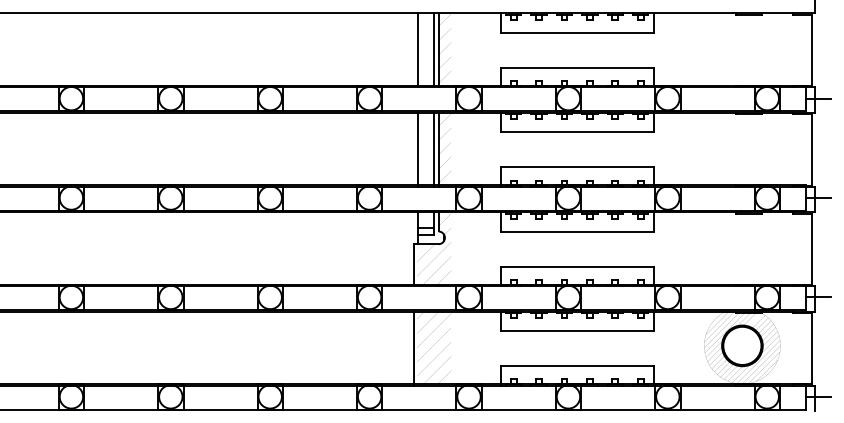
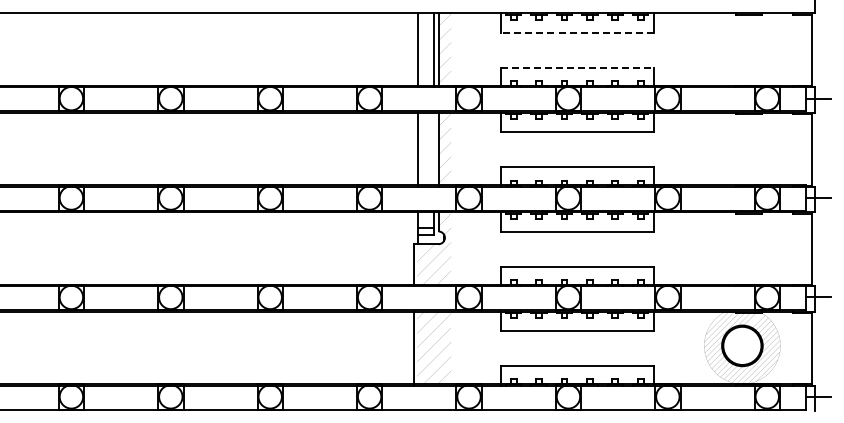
line: solid -> dashed (576, 33)
line: solid -> dashed (577, 67)
line: present -> none (433, 149)
